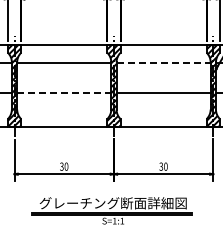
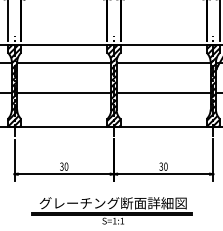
line: dashed -> solid (164, 62)
line: dashed -> solid (64, 92)
